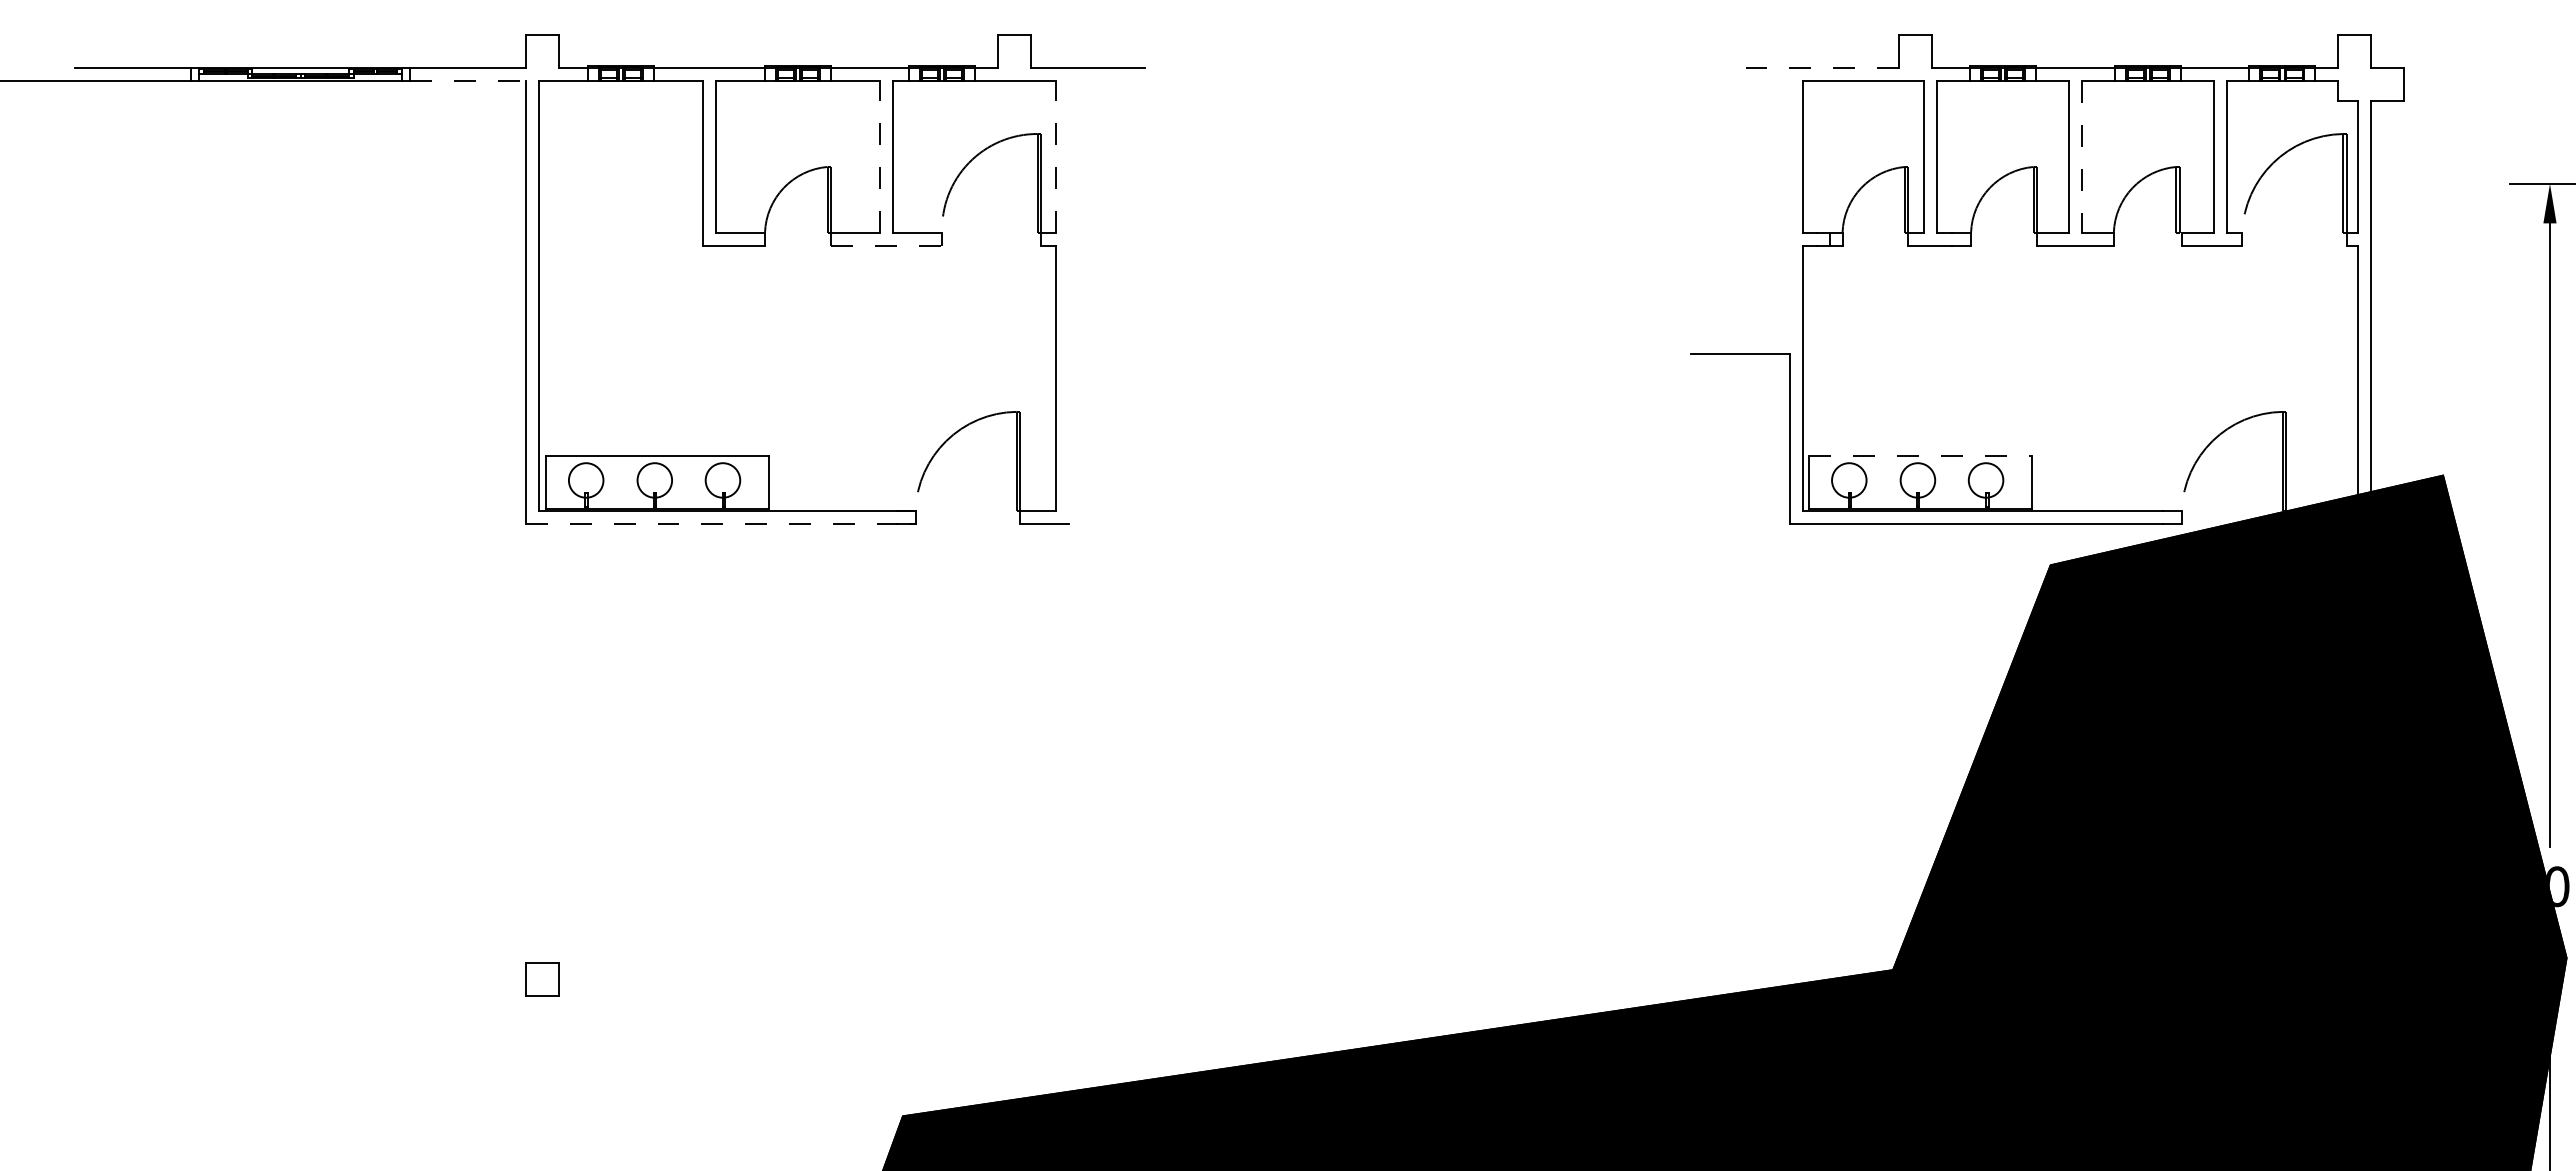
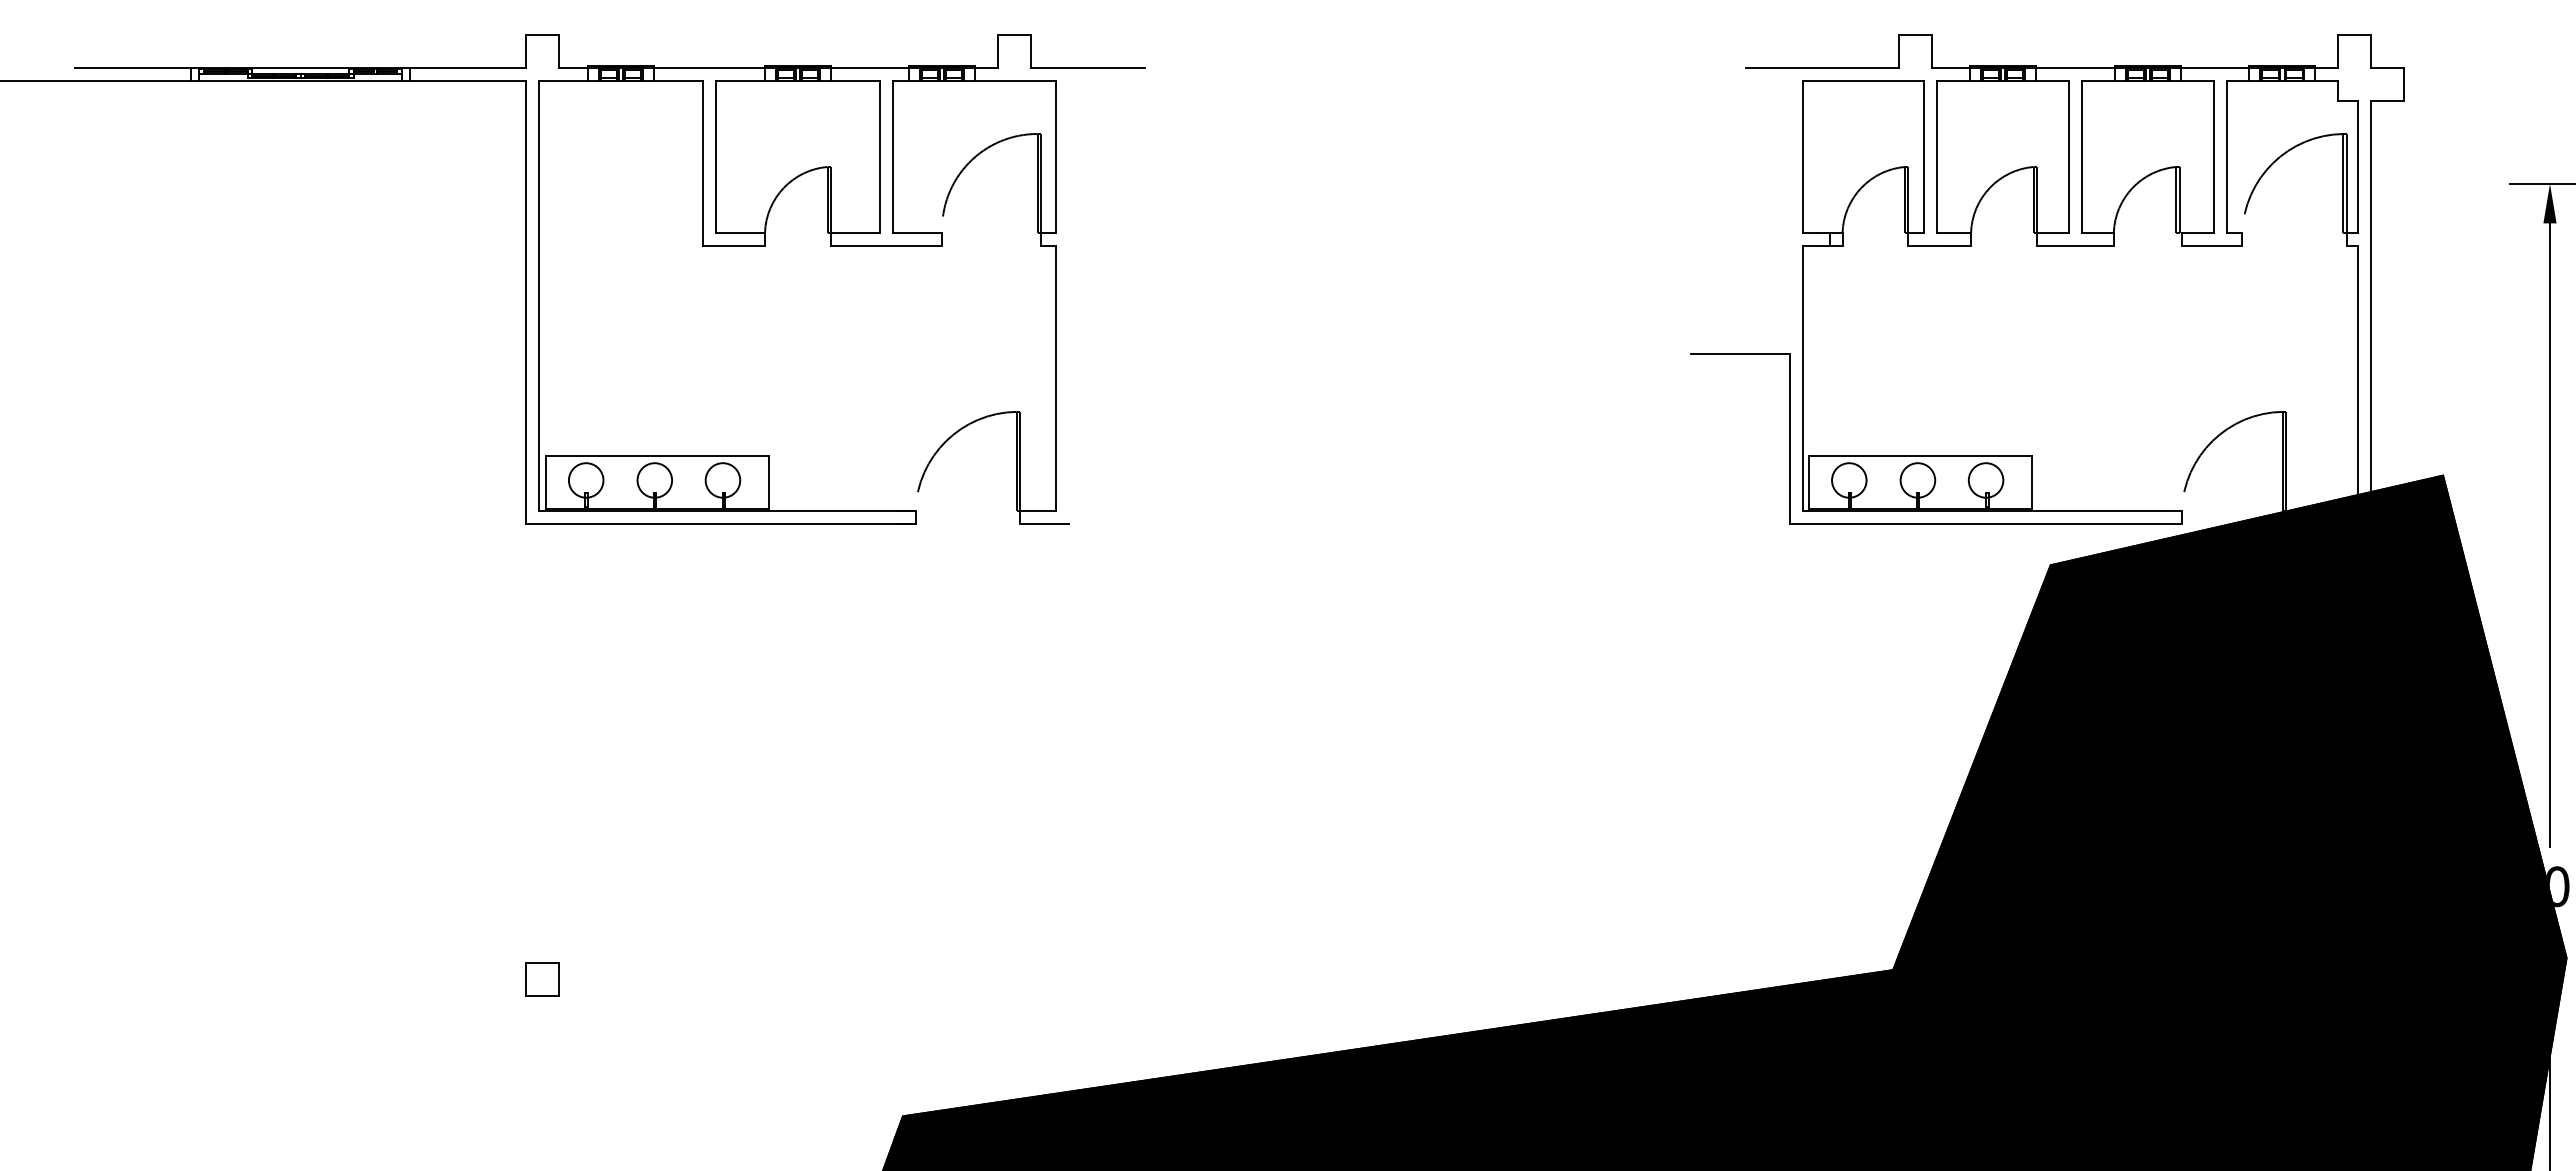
line: dashed -> solid (1821, 68)
line: dashed -> solid (468, 81)
line: dashed -> solid (879, 157)
line: dashed -> solid (1056, 157)
line: dashed -> solid (2081, 157)
line: dashed -> solid (886, 246)
line: dashed -> solid (1920, 455)
line: dashed -> solid (718, 523)
